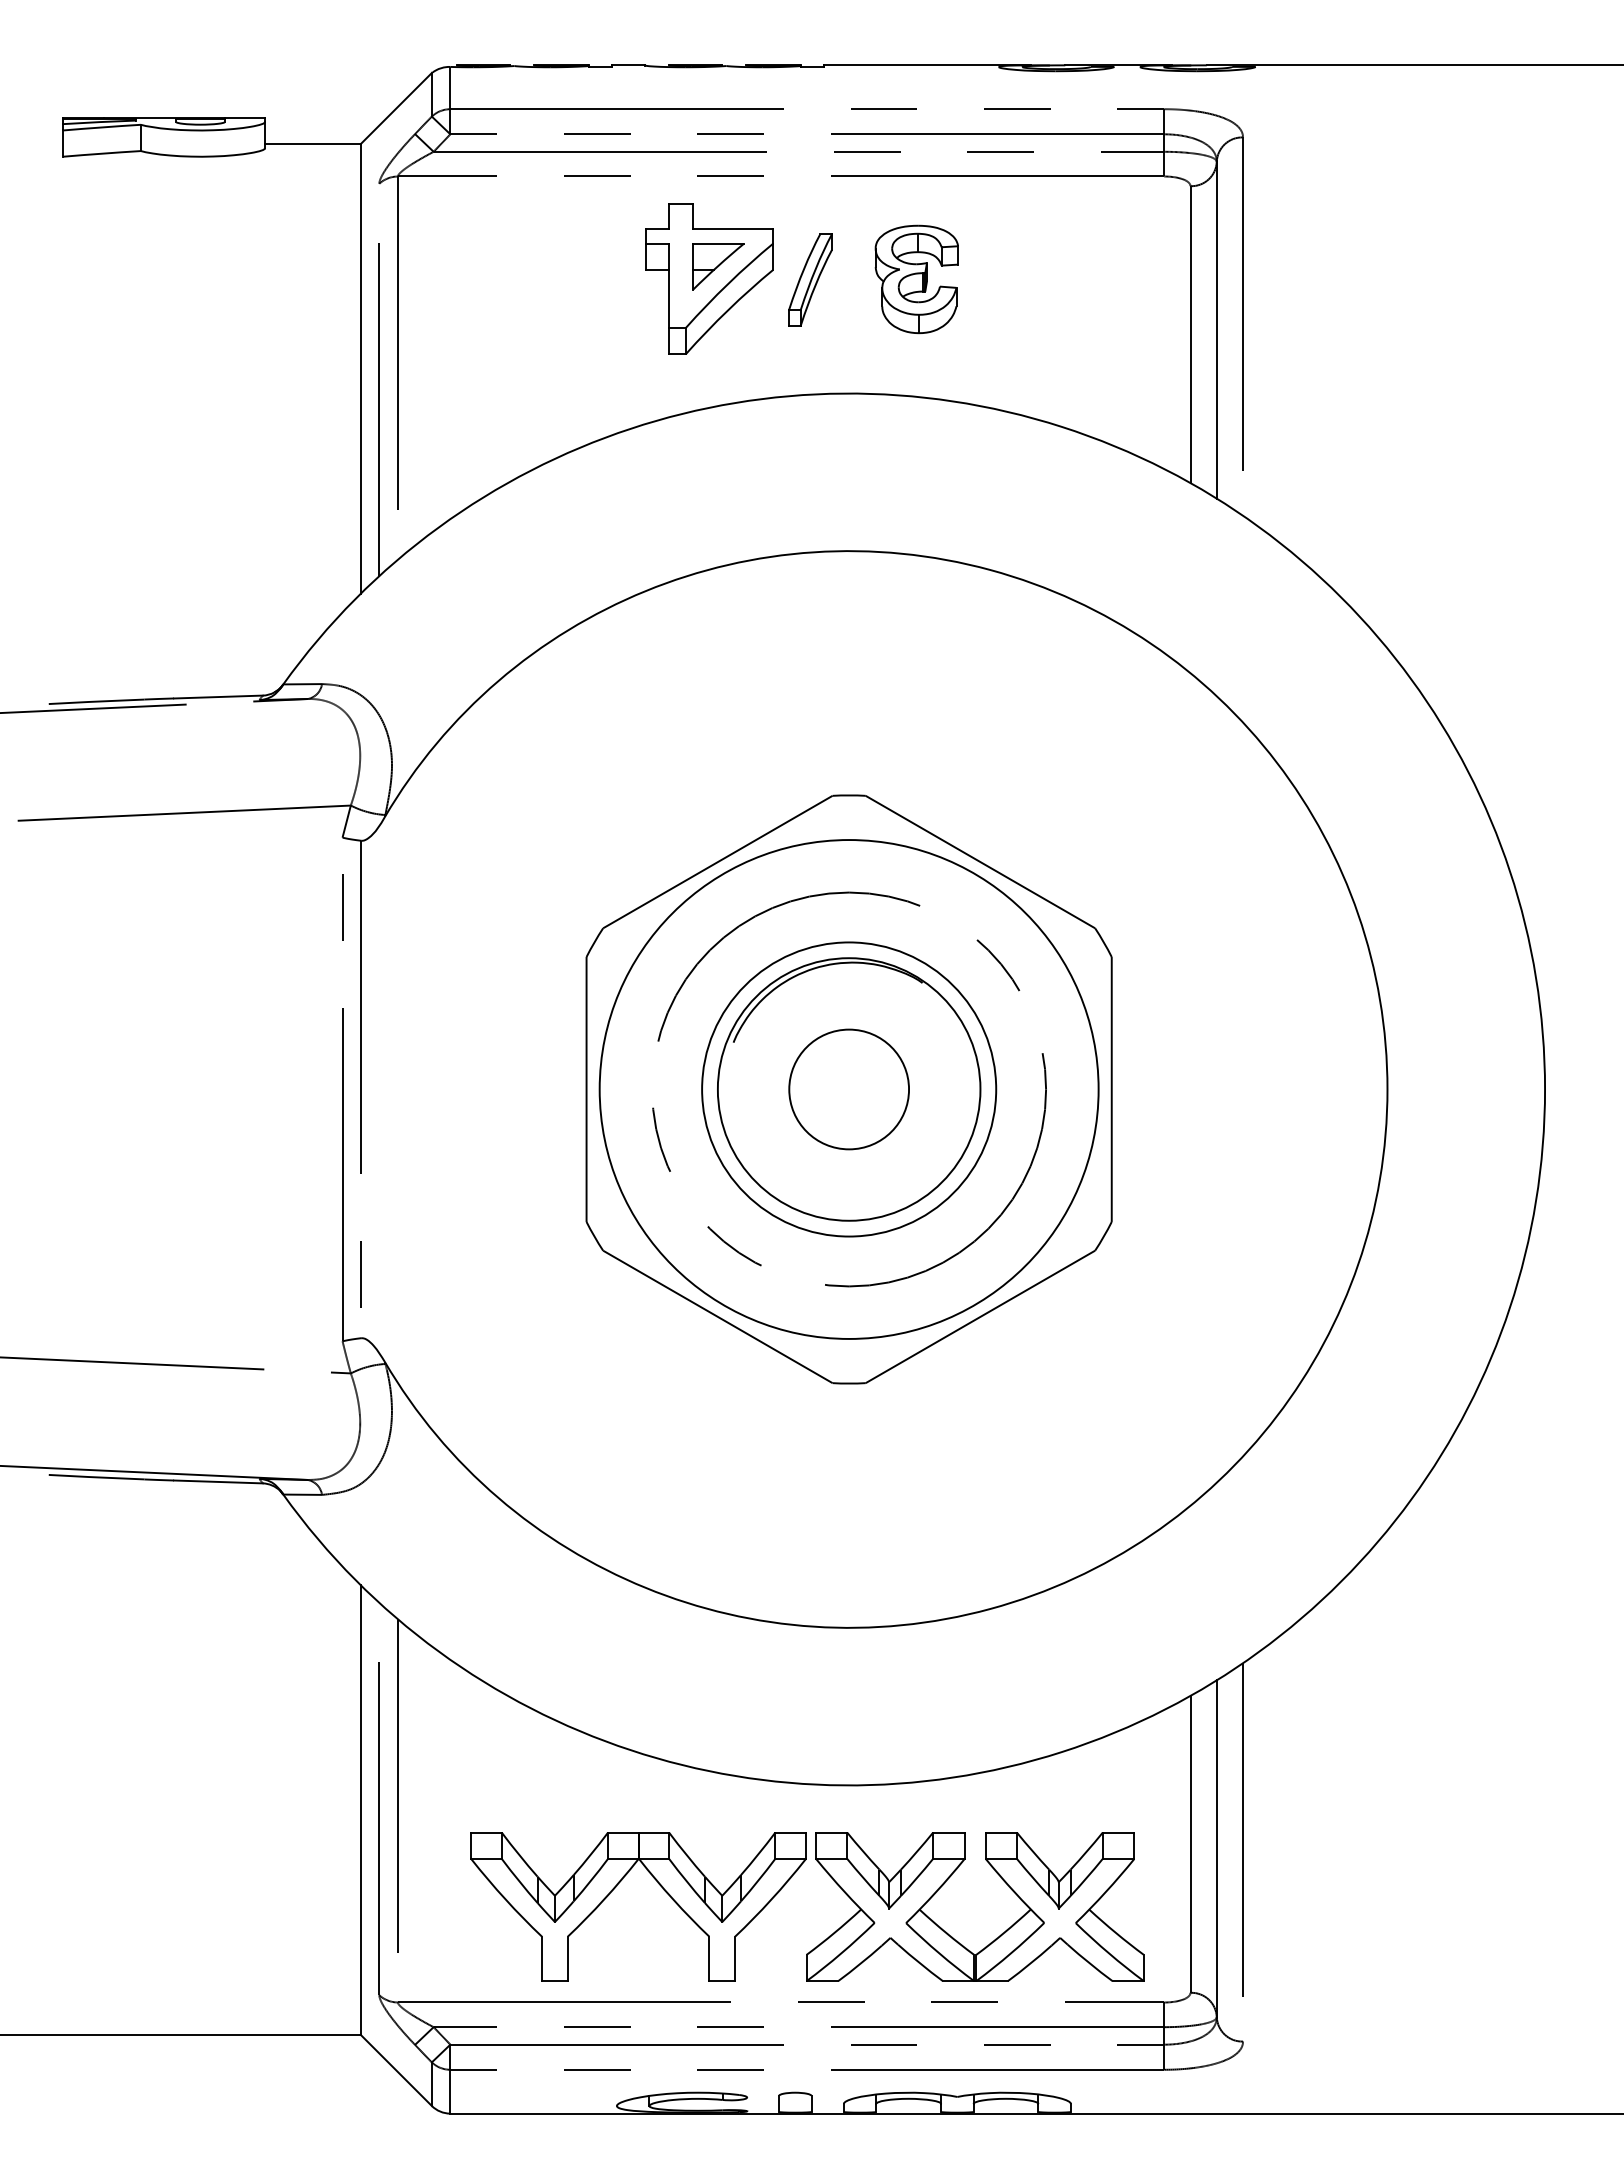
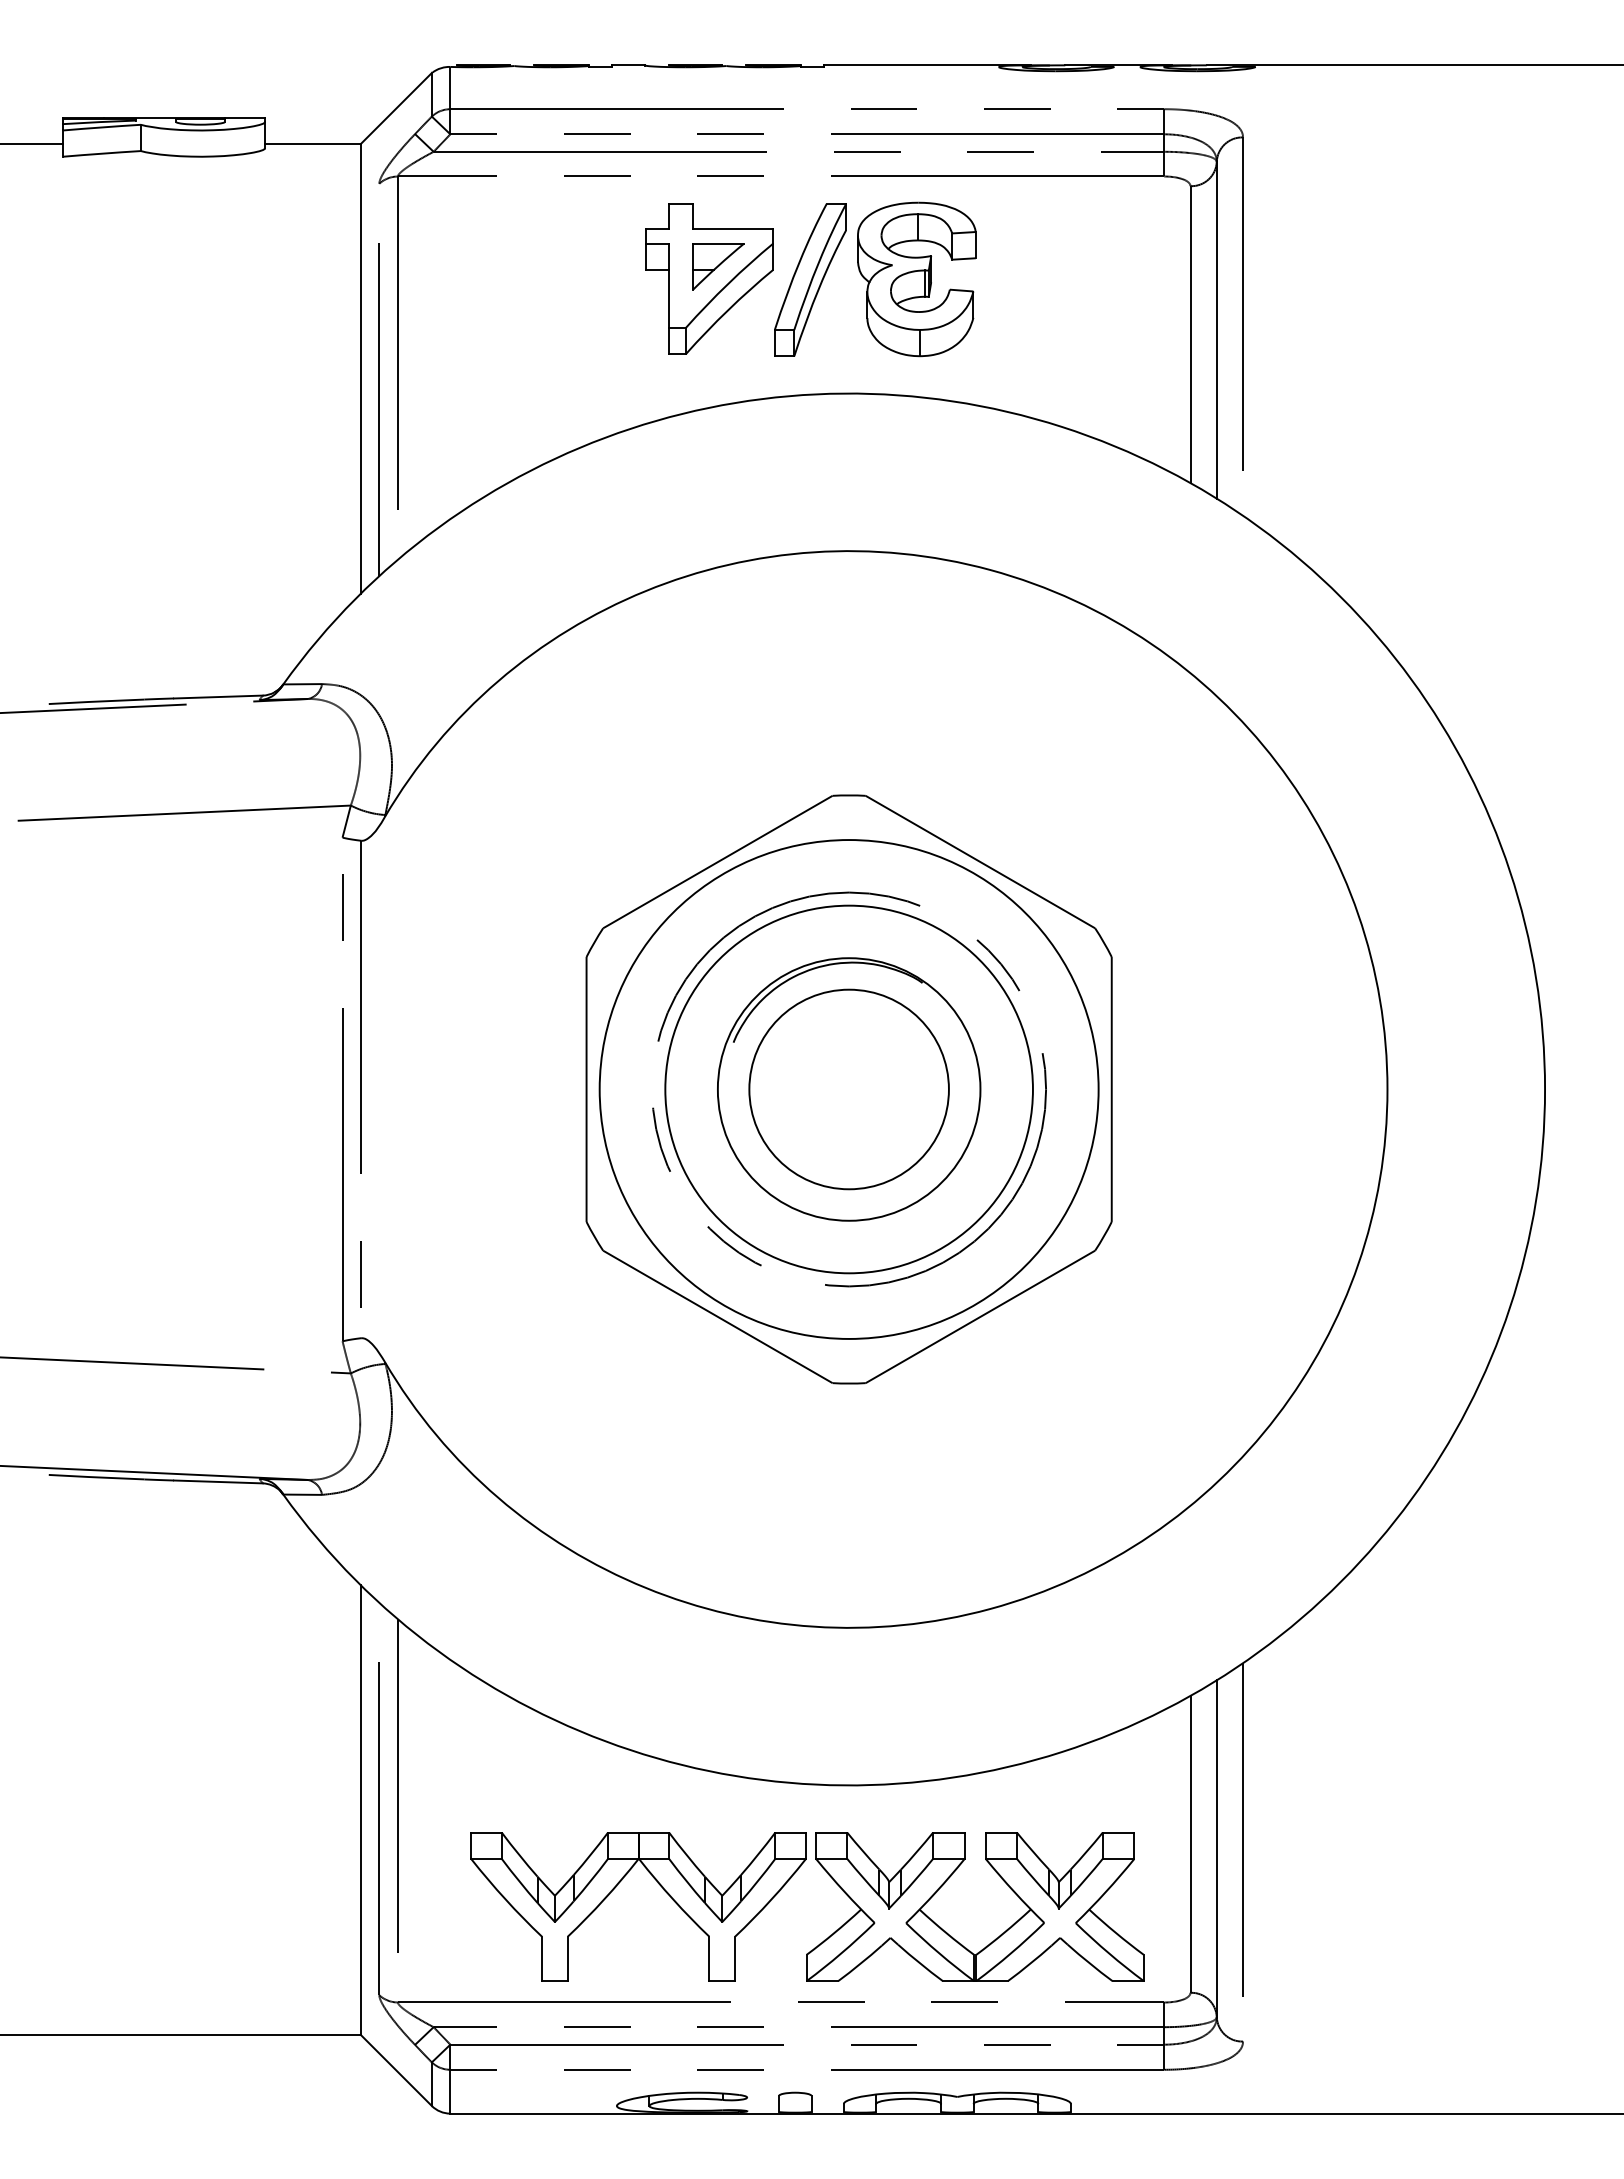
line: none -> present (32, 144)
part size: 45x94 px -> 73x154 px (810, 279)
part size: 85x111 px -> 120x157 px (916, 279)
circle diameter: 120 px -> 200 px (848, 1089)
circle diameter: 294 px -> 368 px (848, 1089)
